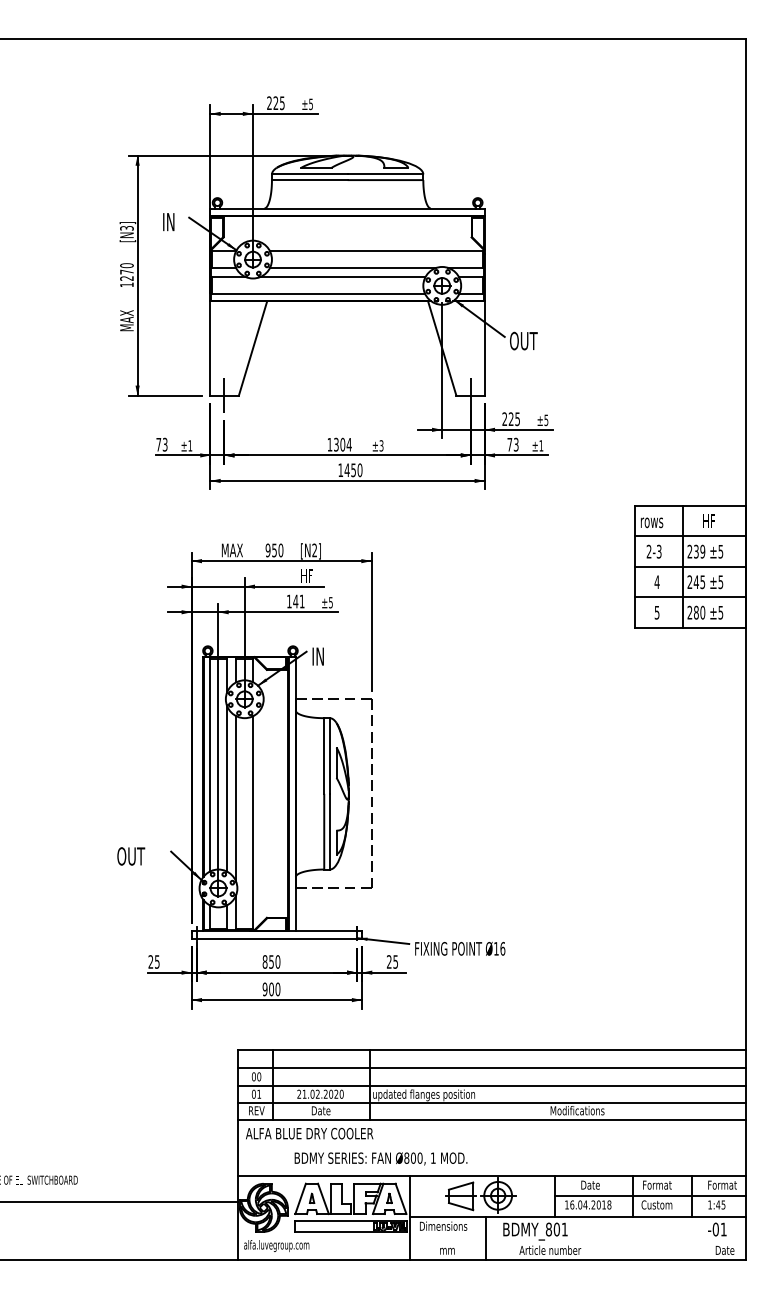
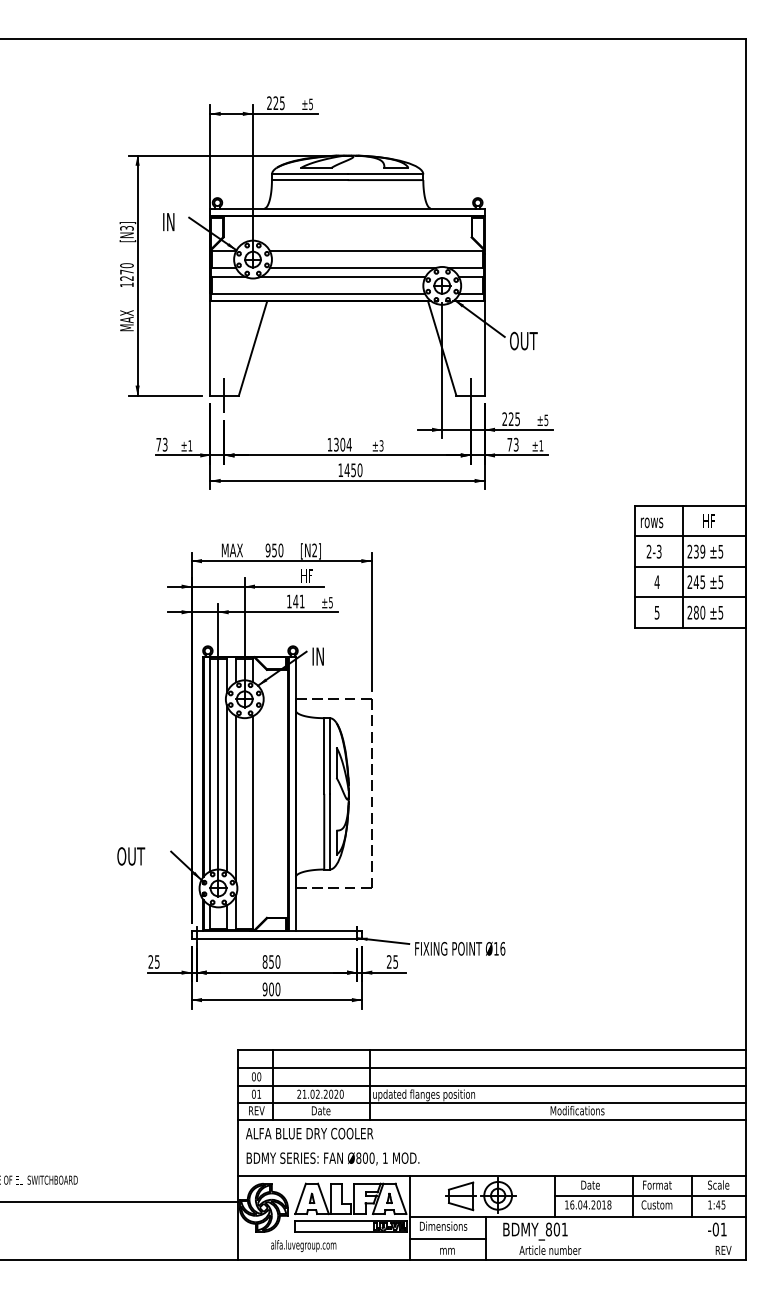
text position: (380, 1158) -> (332, 1158) (332, 1158)
text: Format -> Scale (722, 1184)
line: none -> present (447, 1239)
text position: (276, 1245) -> (303, 1245) (303, 1245)
text: Date -> REV (725, 1249)
